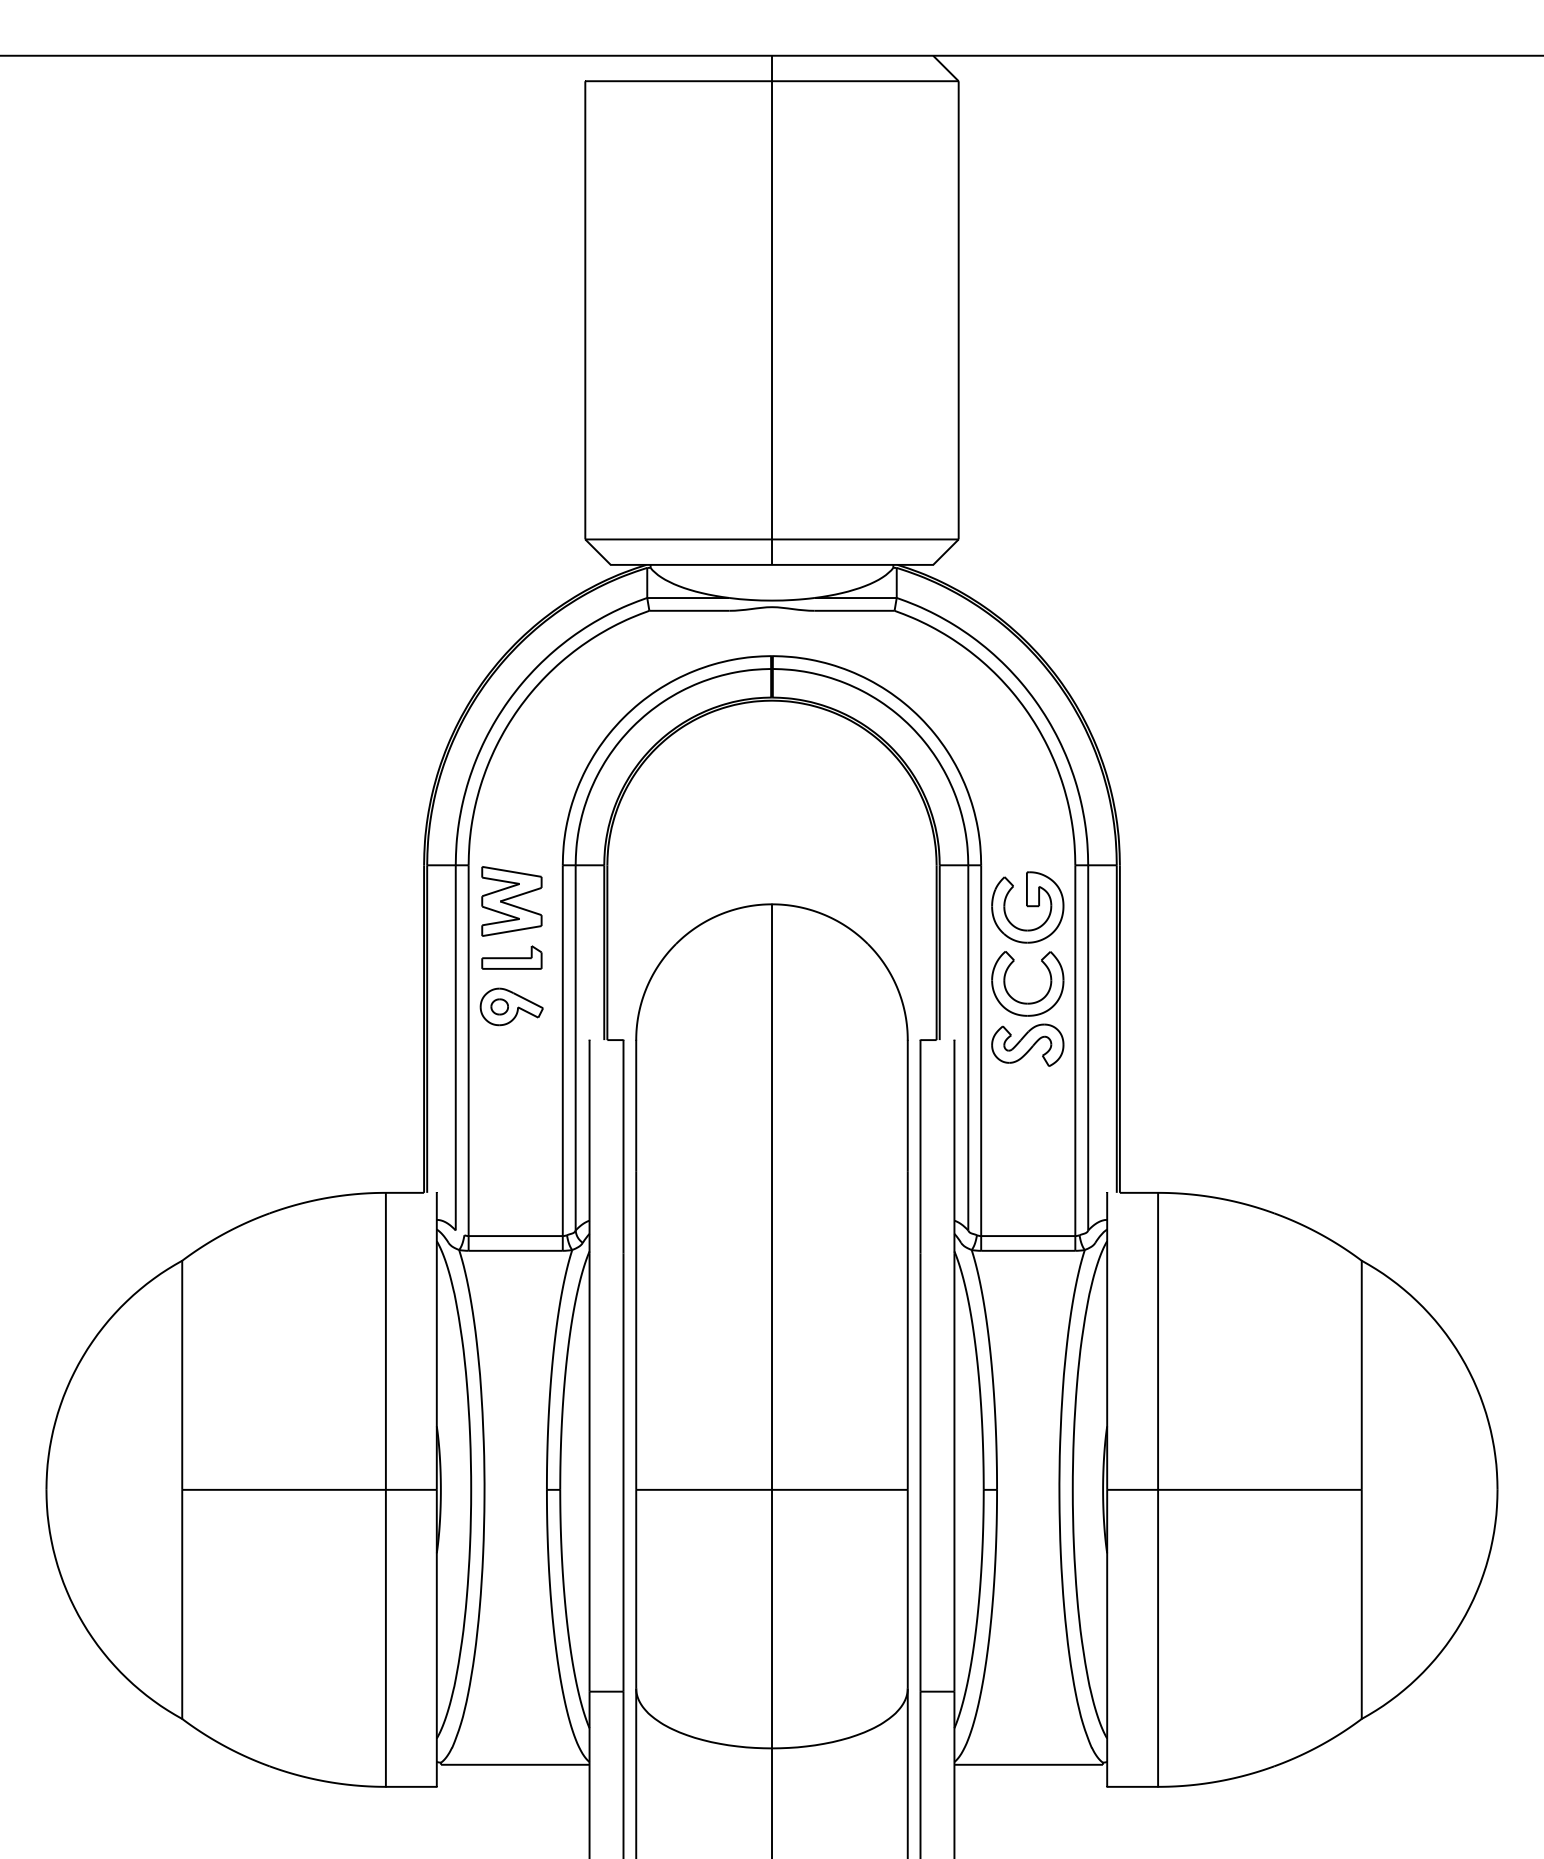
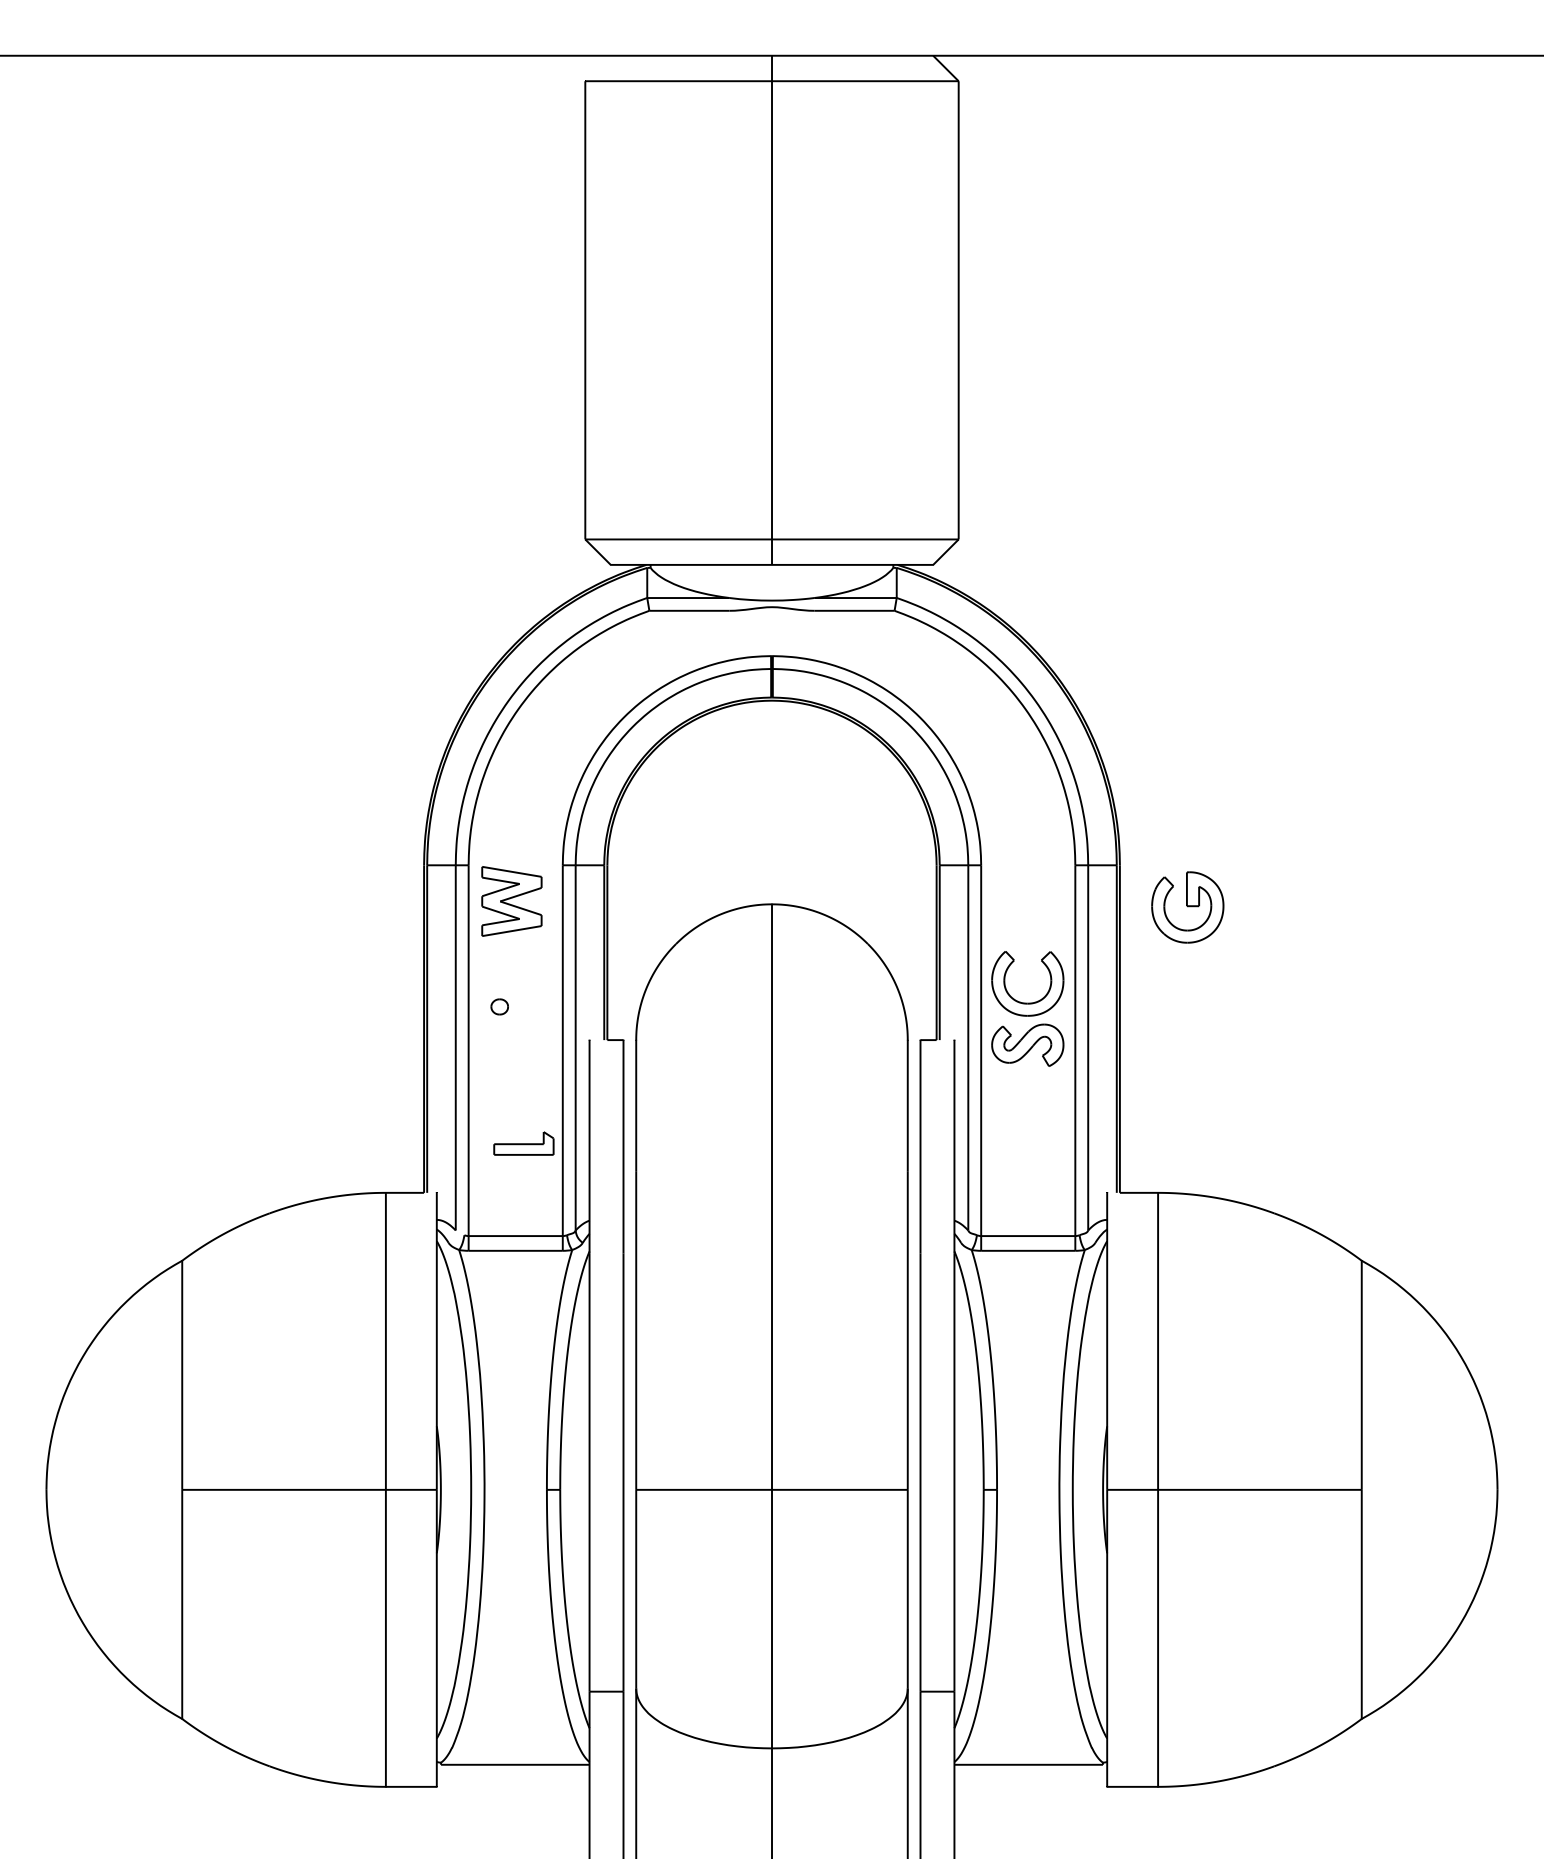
part position: (1027, 907) -> (1187, 907) (1187, 907)
part position: (511, 957) -> (523, 1143) (523, 1143)
part: present -> none (511, 1006)
